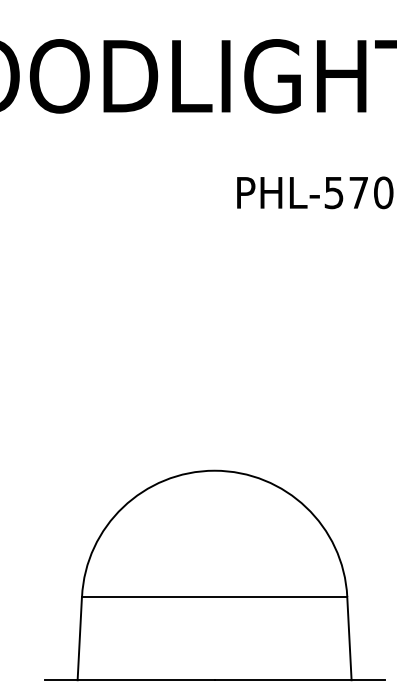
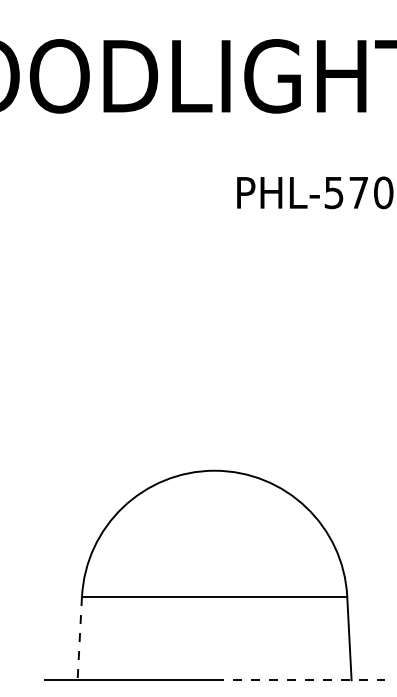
line: solid -> dashed (79, 638)
line: solid -> dashed (299, 680)
